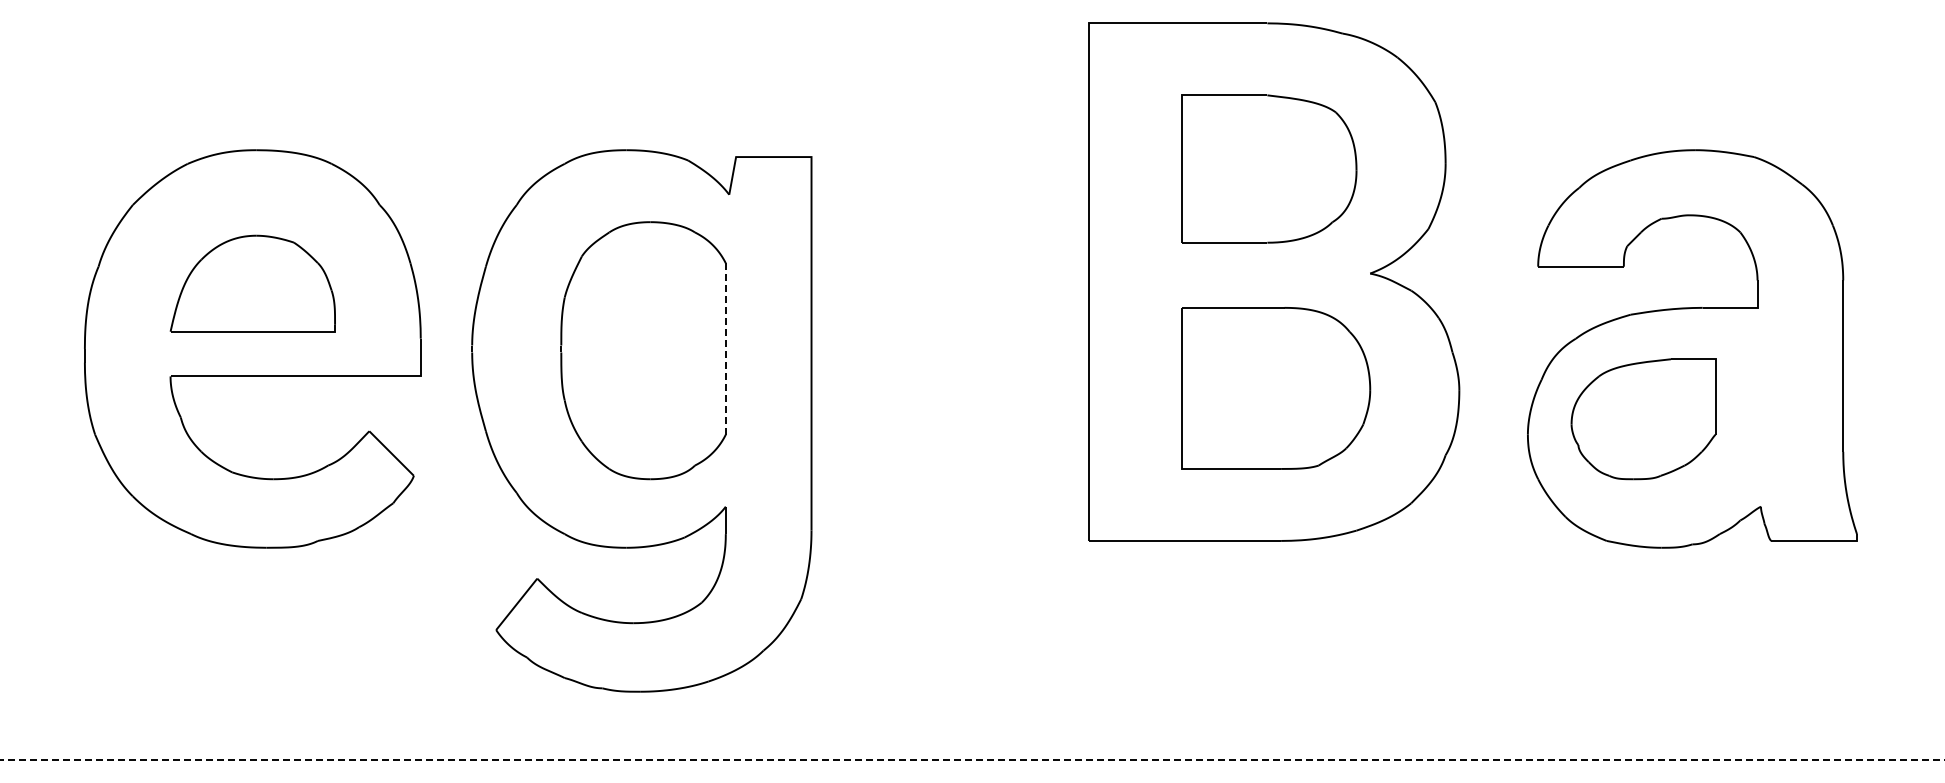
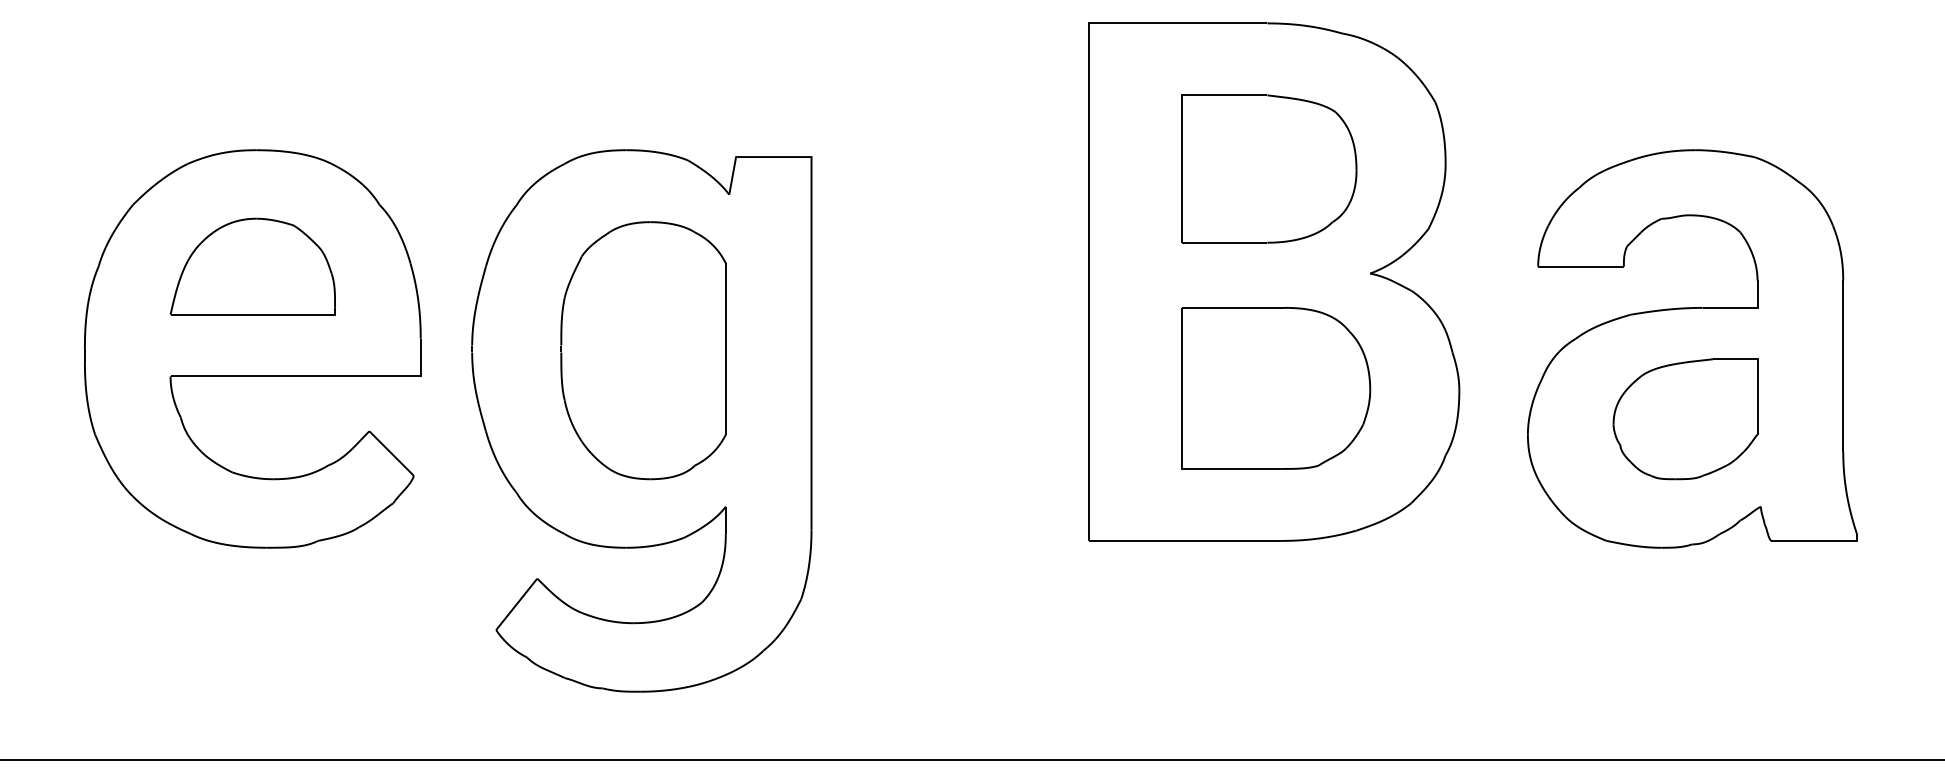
part position: (252, 283) -> (252, 266) (252, 266)
line: dashed -> solid (725, 348)
part position: (1643, 419) -> (1685, 419) (1685, 419)
line: dashed -> solid (972, 759)
